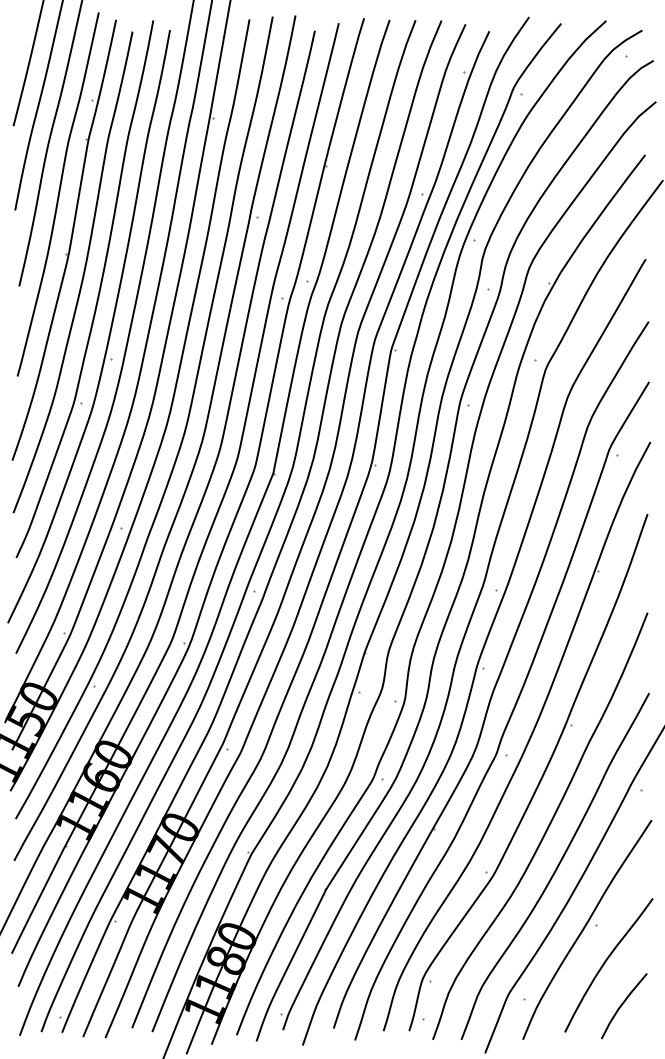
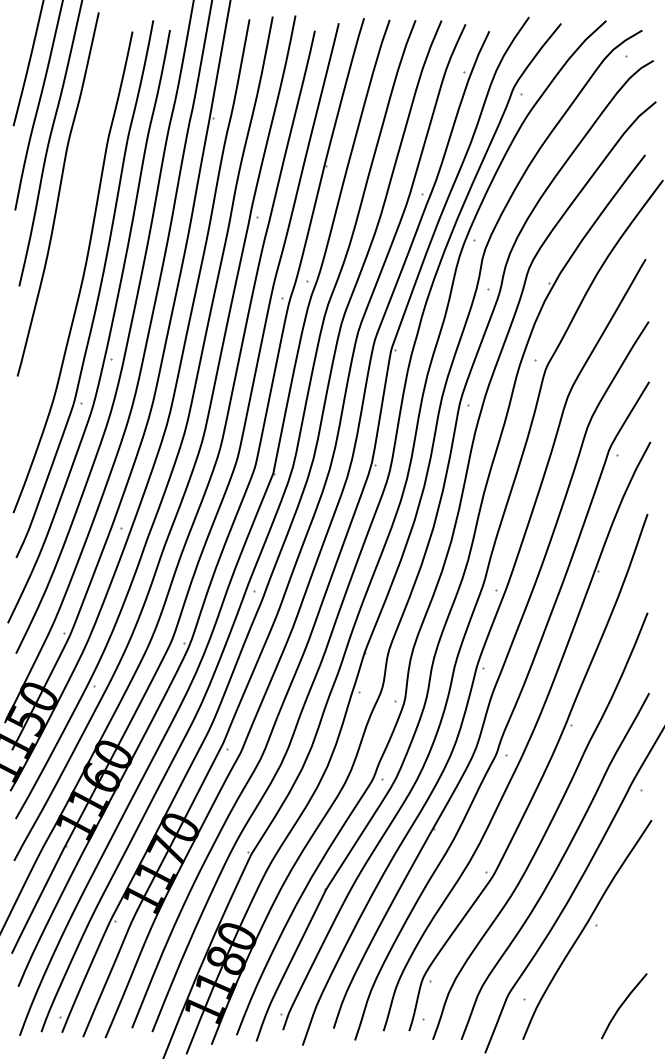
part: present -> none (70, 239)
curve: present -> none (605, 963)
